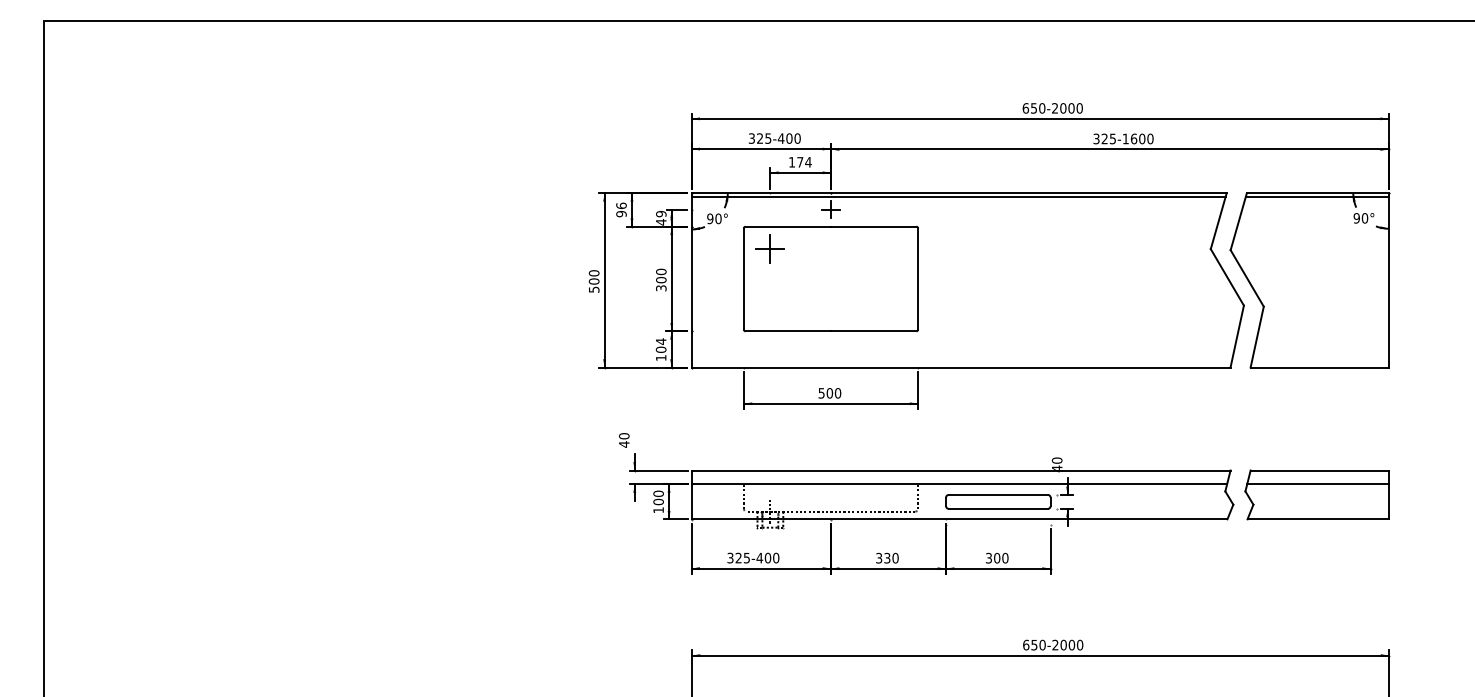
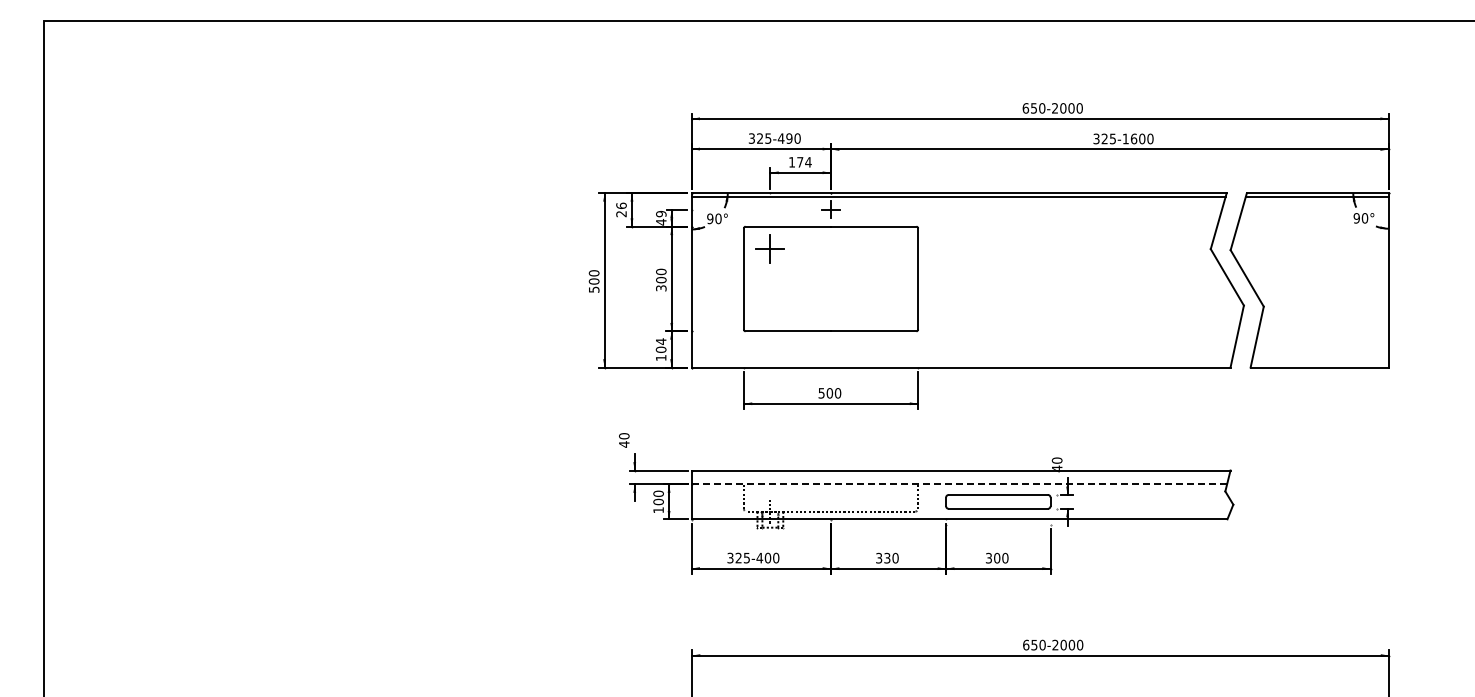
text: 325-400 -> 325-490 (789, 138)
text: 96 -> 26 (621, 214)
line: solid -> dashed (959, 484)
part: present -> none (1316, 494)
